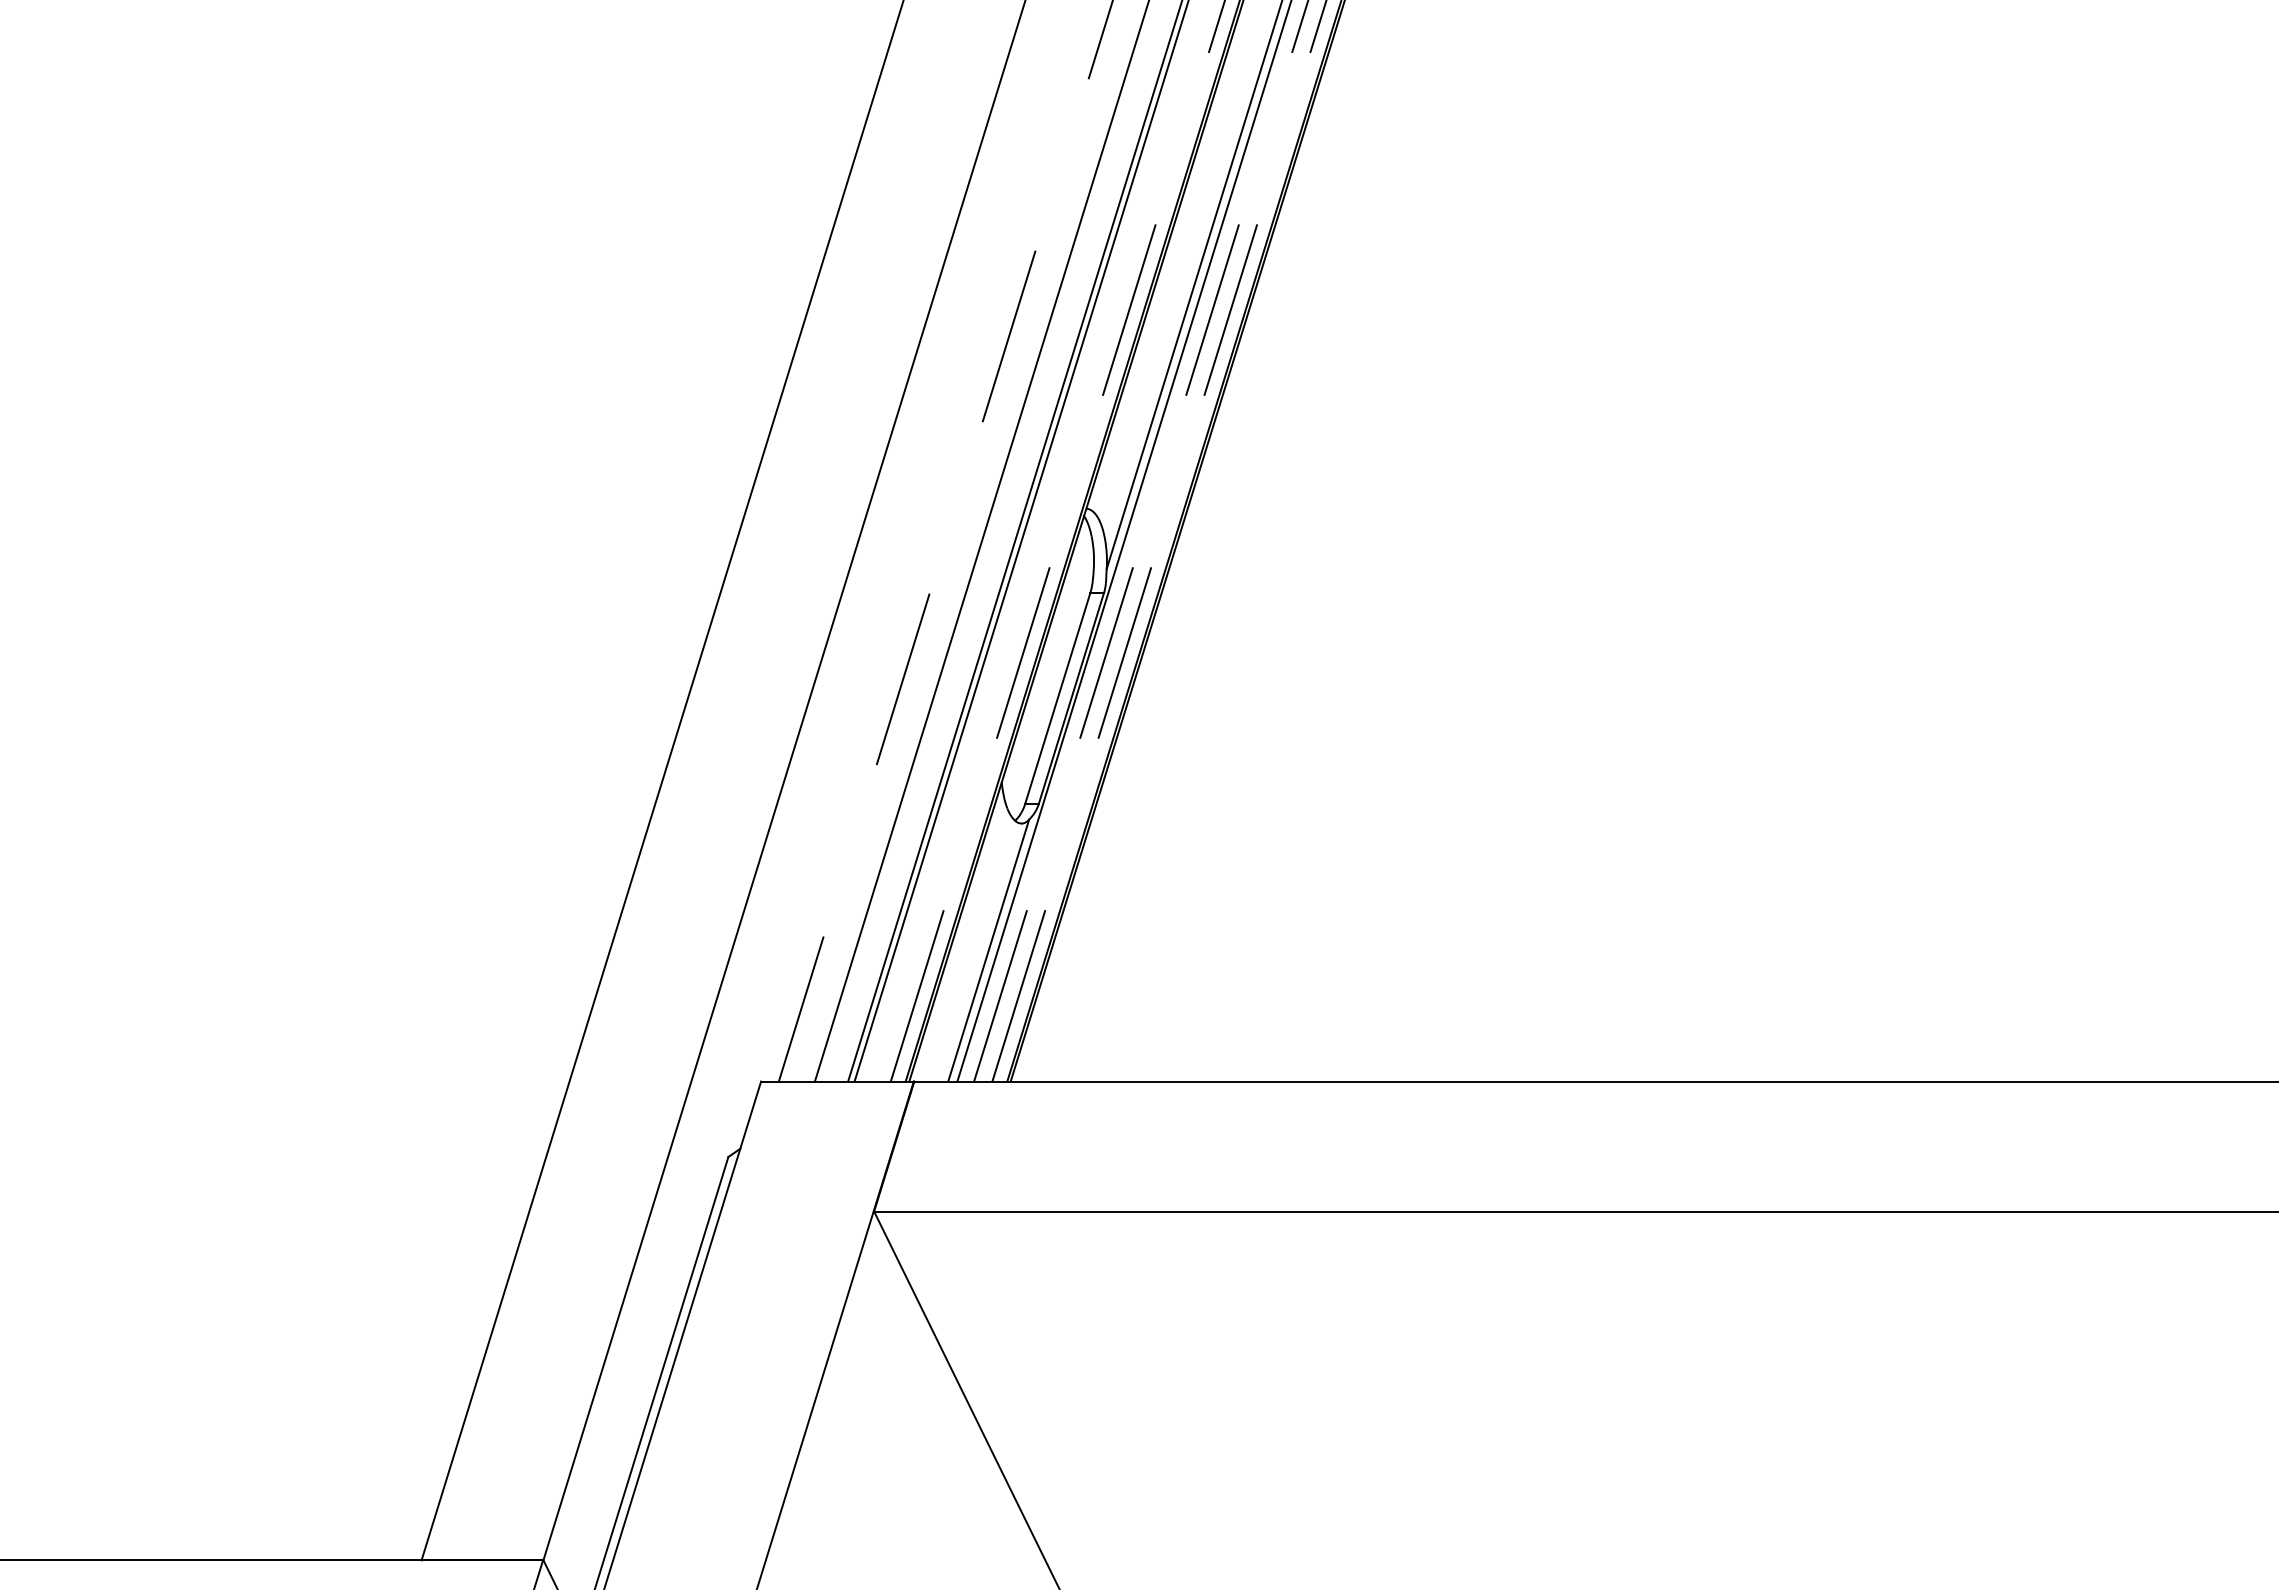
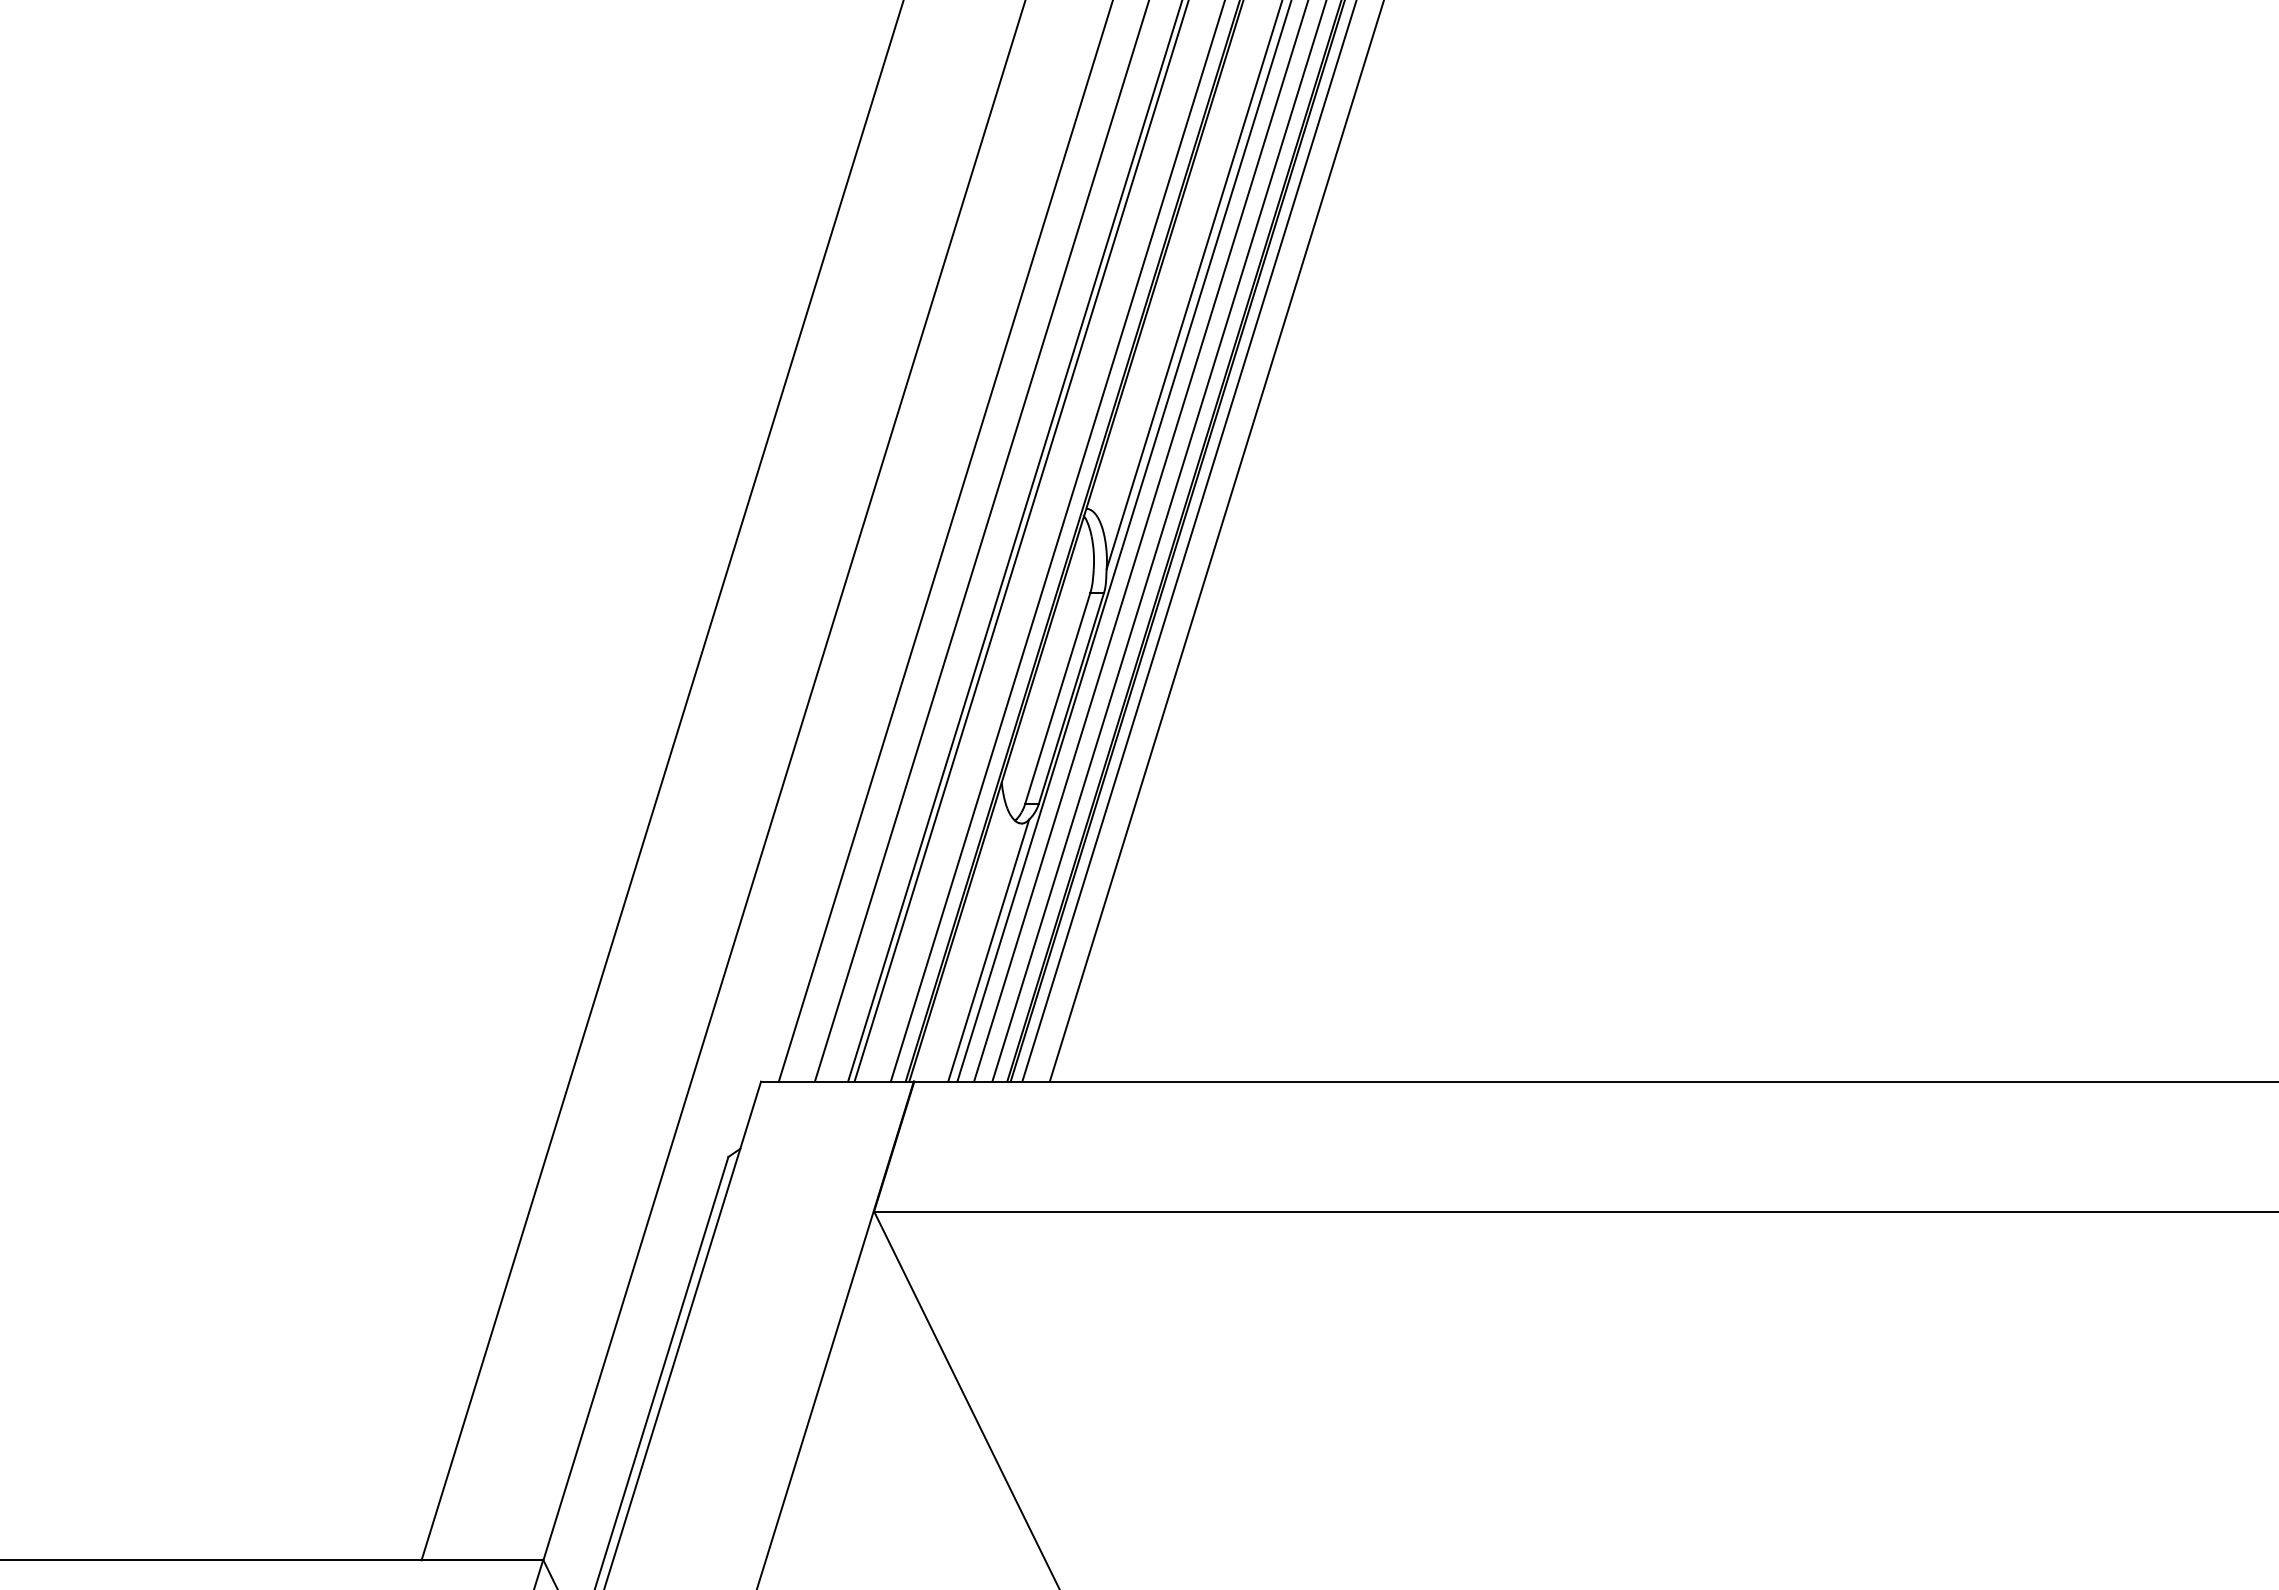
line: dashed -> solid (1141, 540)
line: dashed -> solid (945, 541)
line: dashed -> solid (1057, 541)
line: dashed -> solid (1159, 541)
line: none -> present (1188, 541)
line: none -> present (1216, 541)
